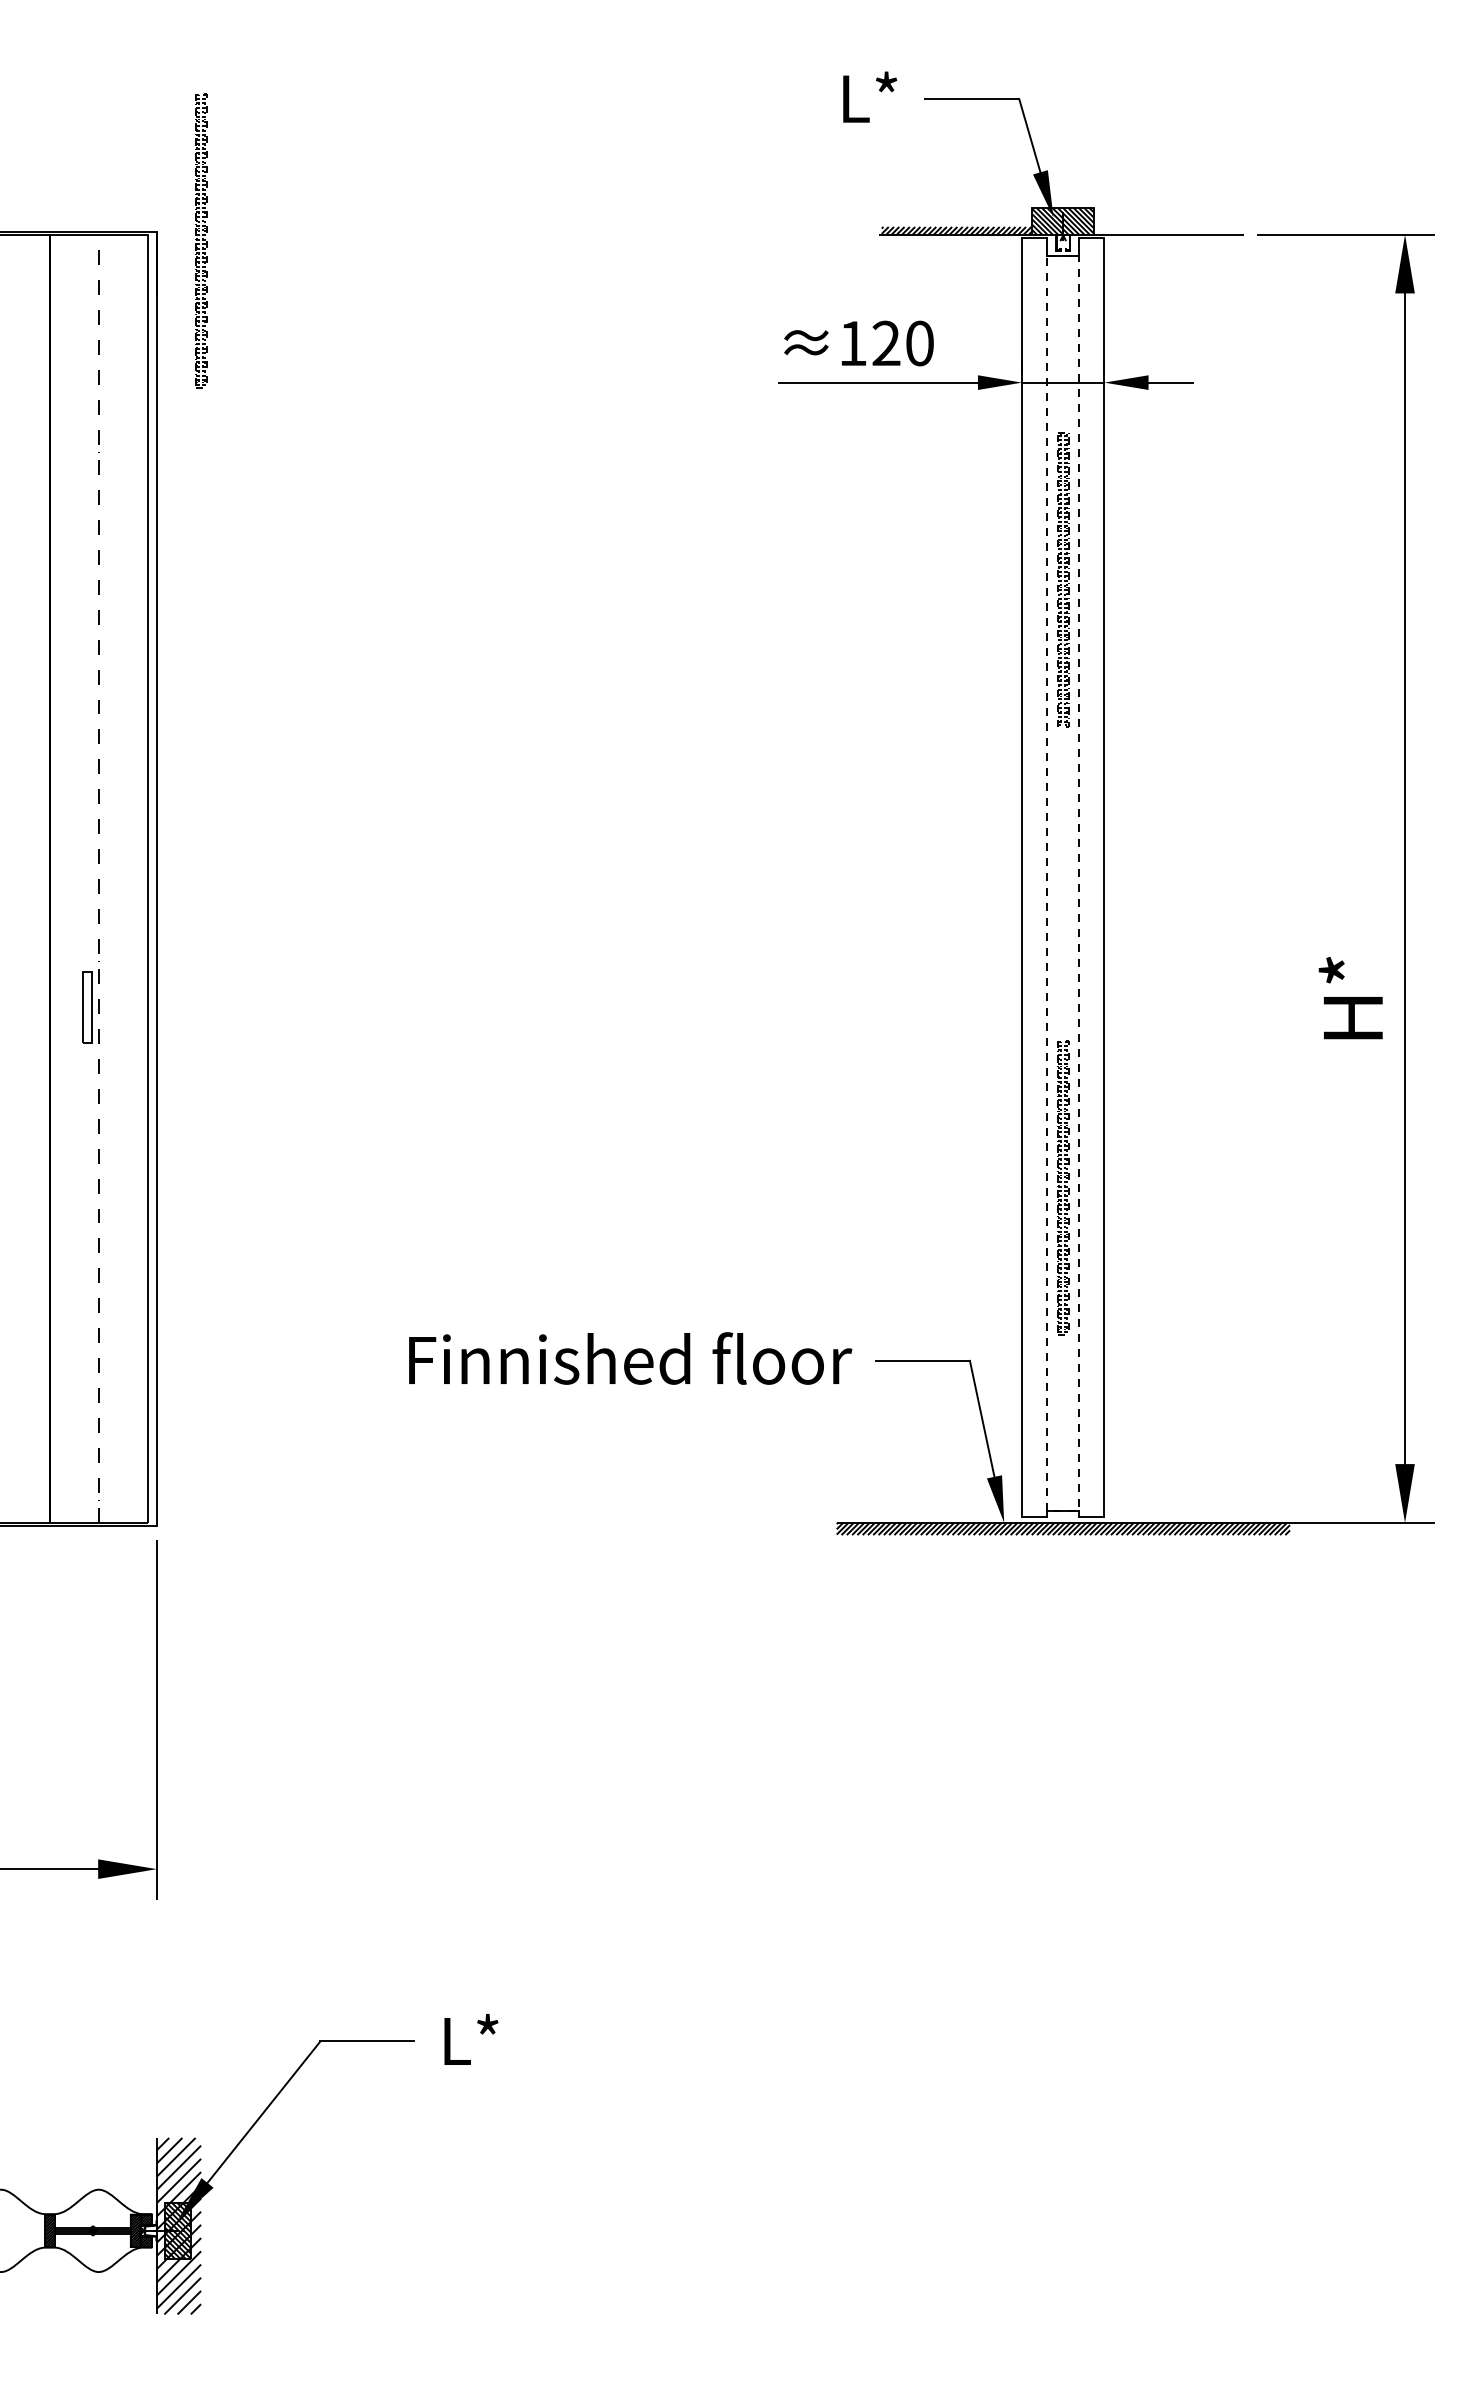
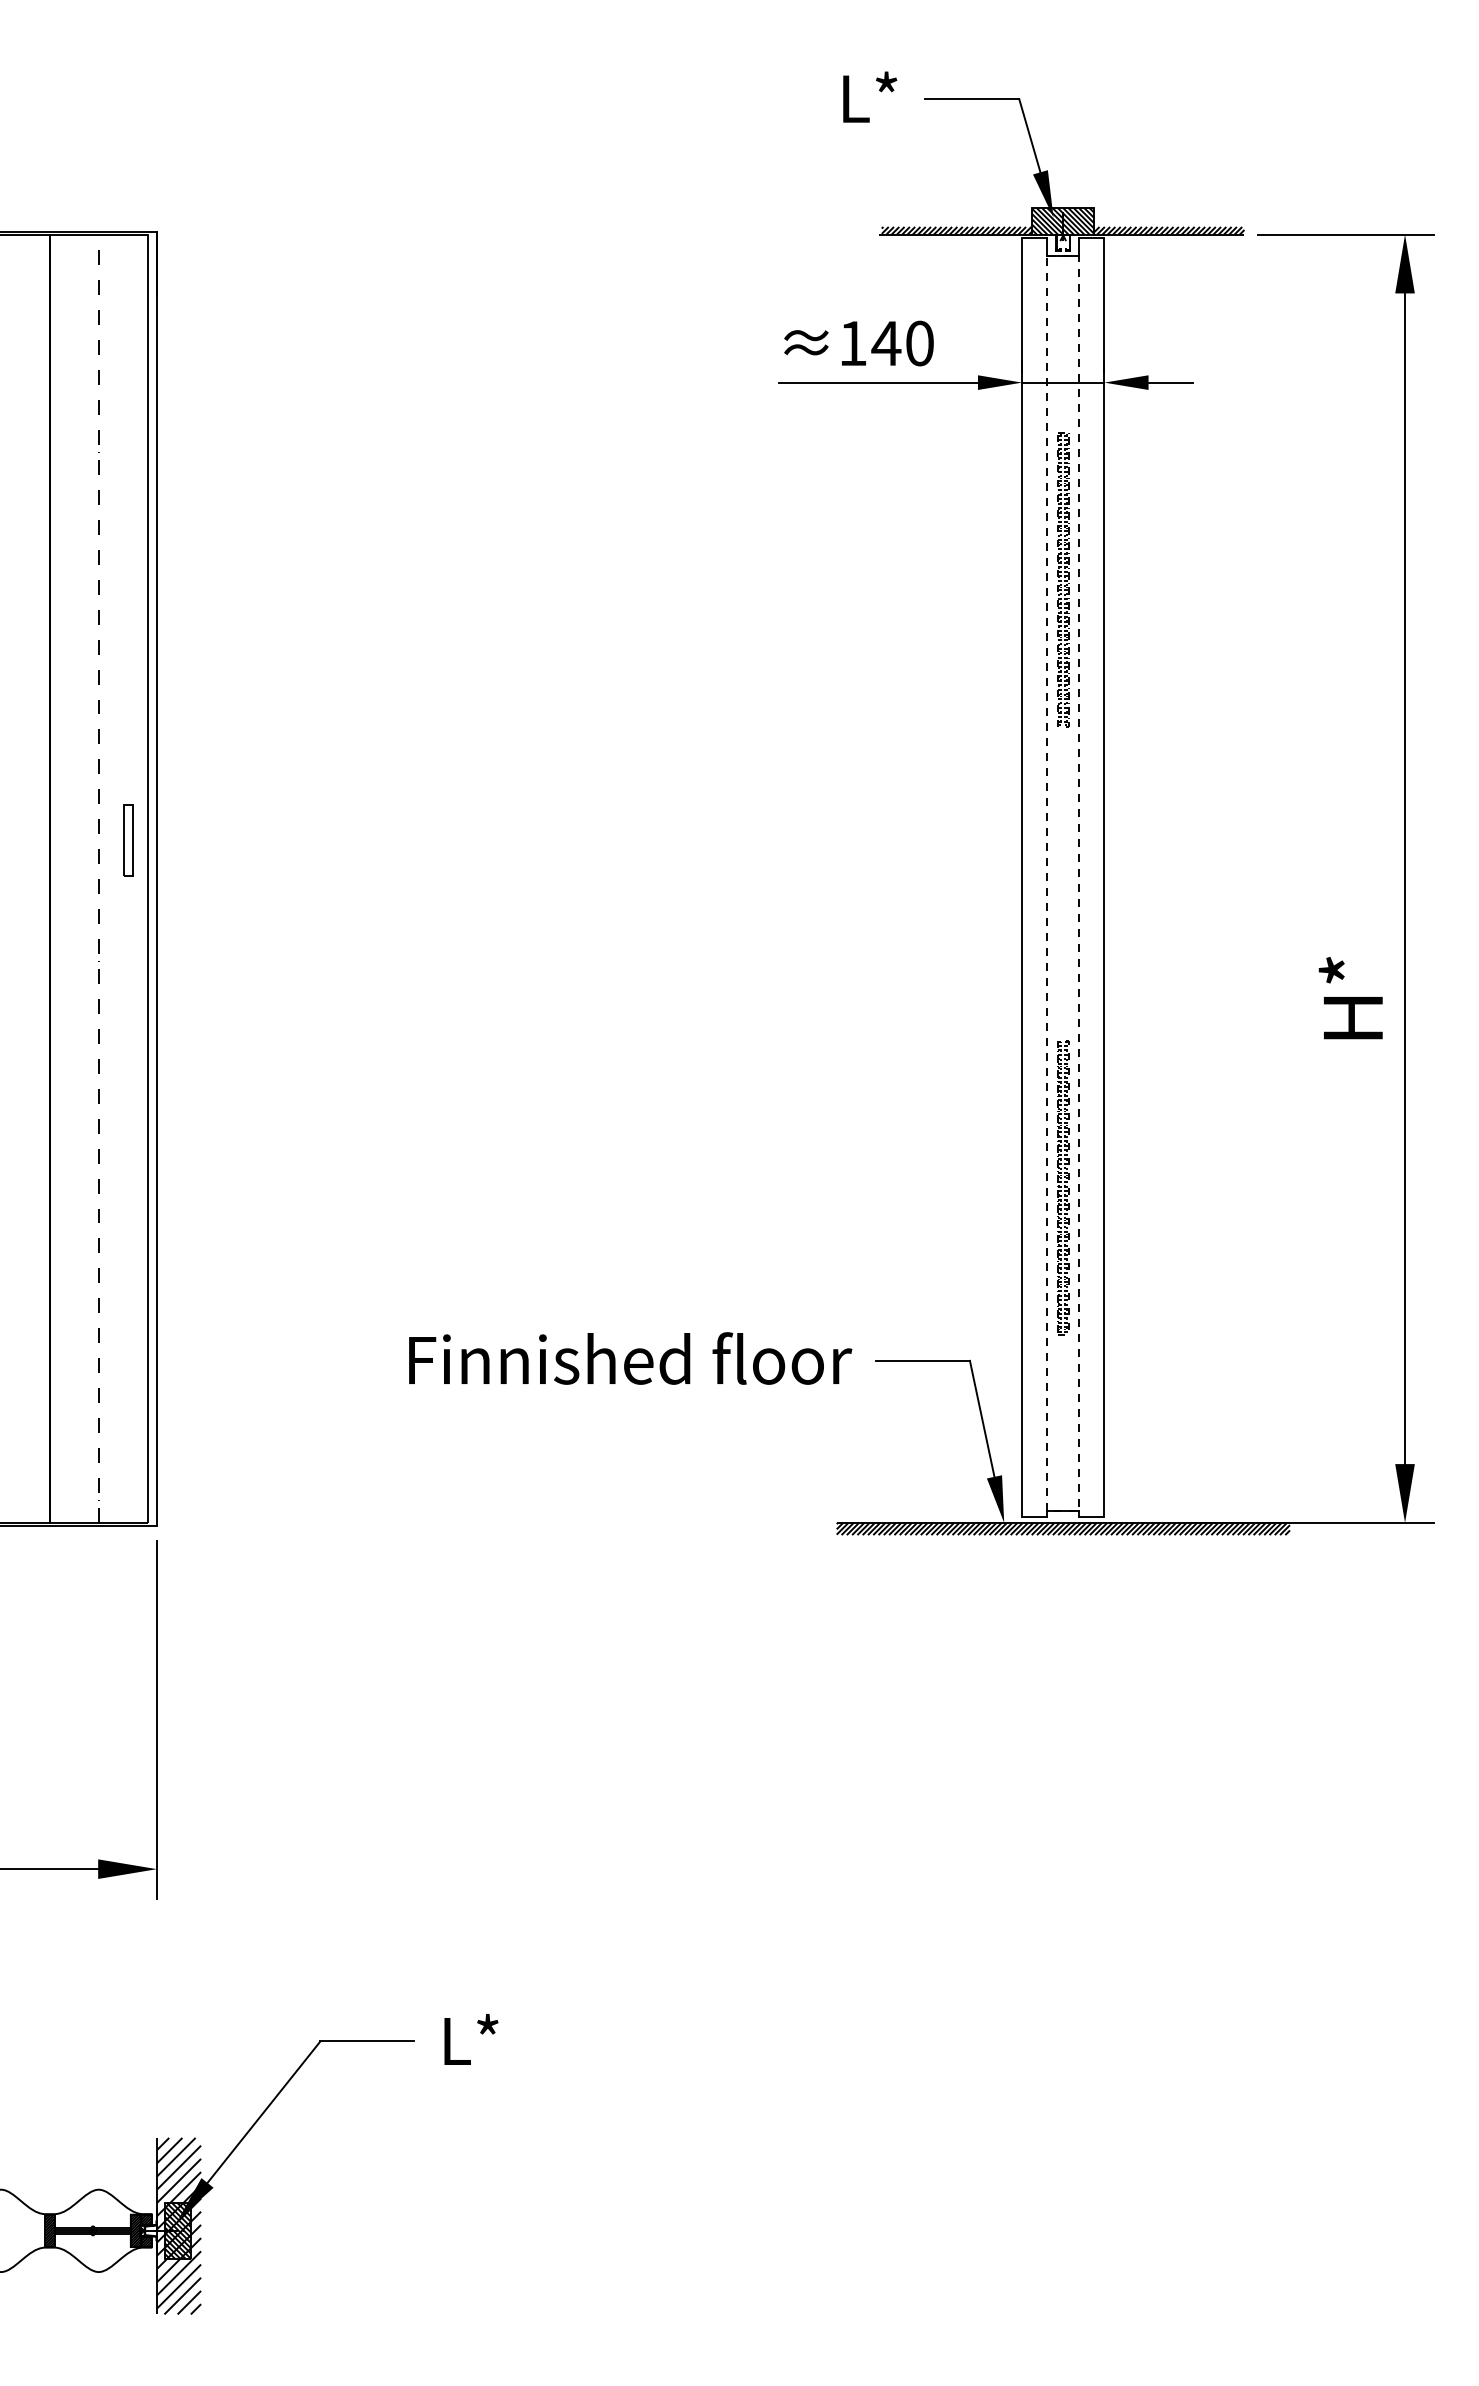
hatch: none -> present (1169, 230)
part: present -> none (201, 240)
text: 120 -> 140 (886, 342)
part position: (87, 1007) -> (128, 840) (128, 840)
